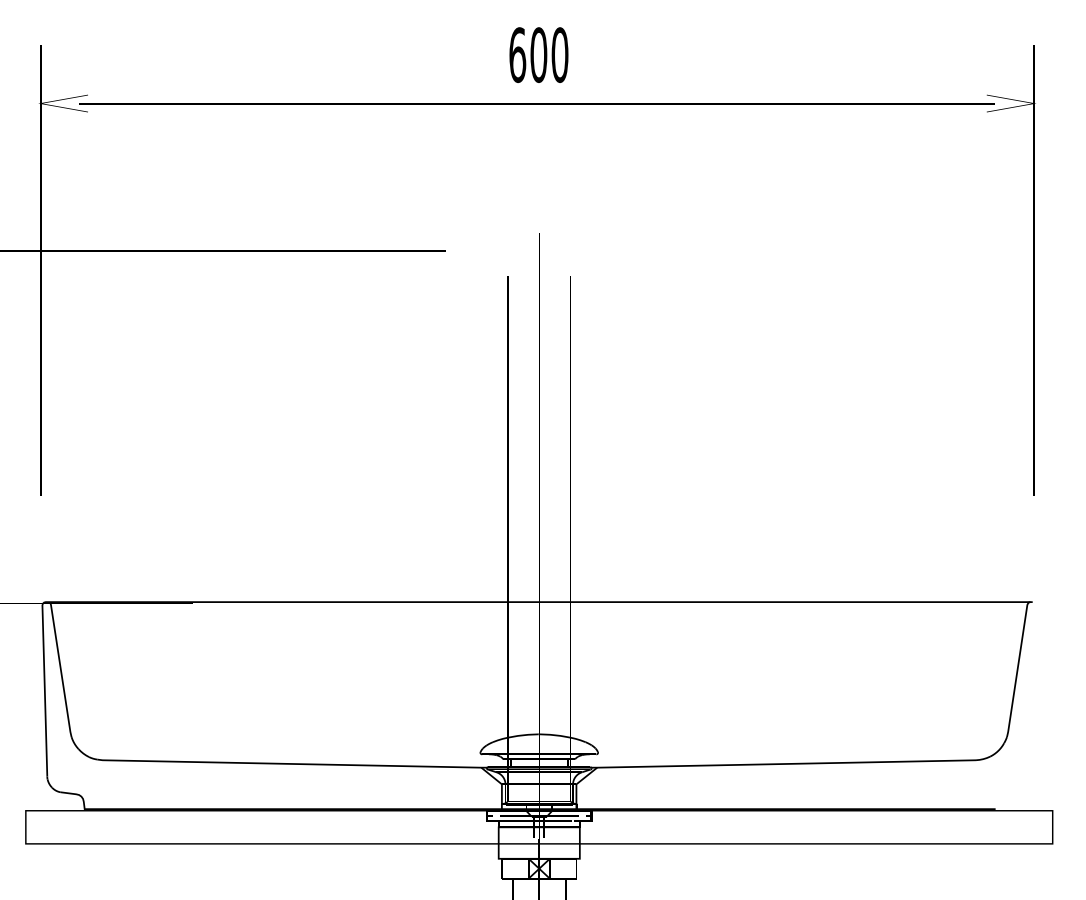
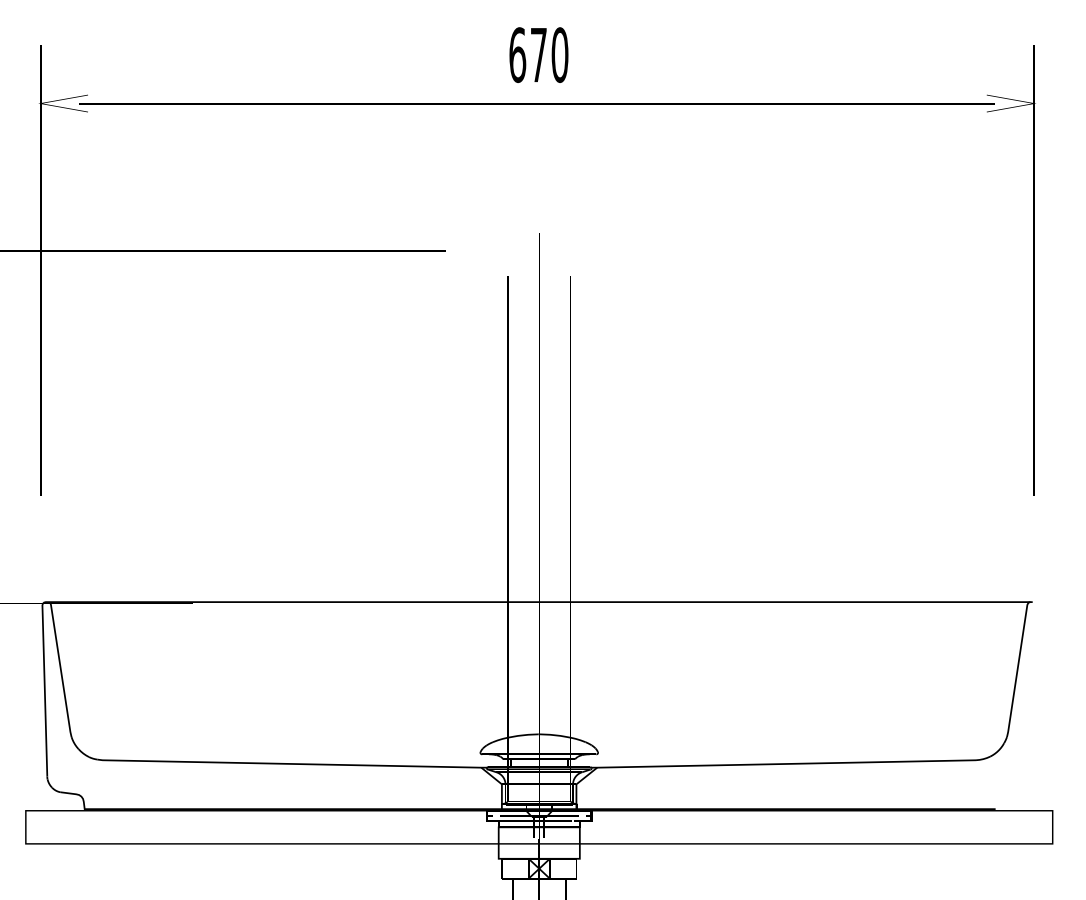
text: 600 -> 670 (538, 54)
